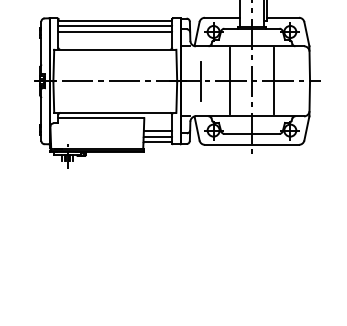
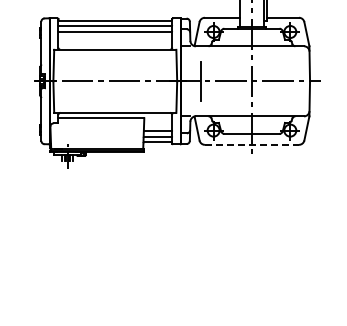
line: present -> none (230, 81)
line: present -> none (273, 81)
line: solid -> dashed (252, 144)
